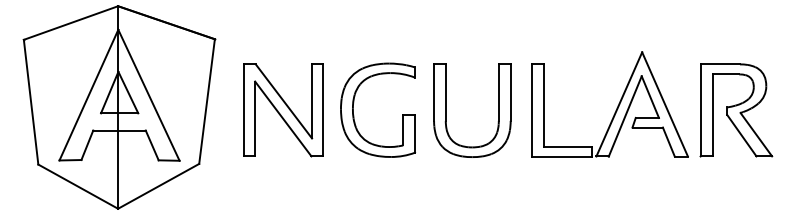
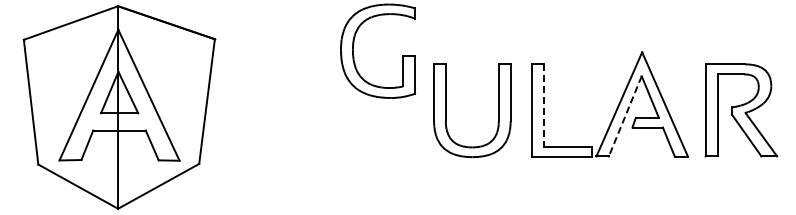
line: solid -> dashed (543, 106)
part: present -> none (283, 110)
part position: (736, 110) -> (741, 110) (741, 110)
part position: (354, 115) -> (354, 56) (354, 56)
line: solid -> dashed (625, 116)
